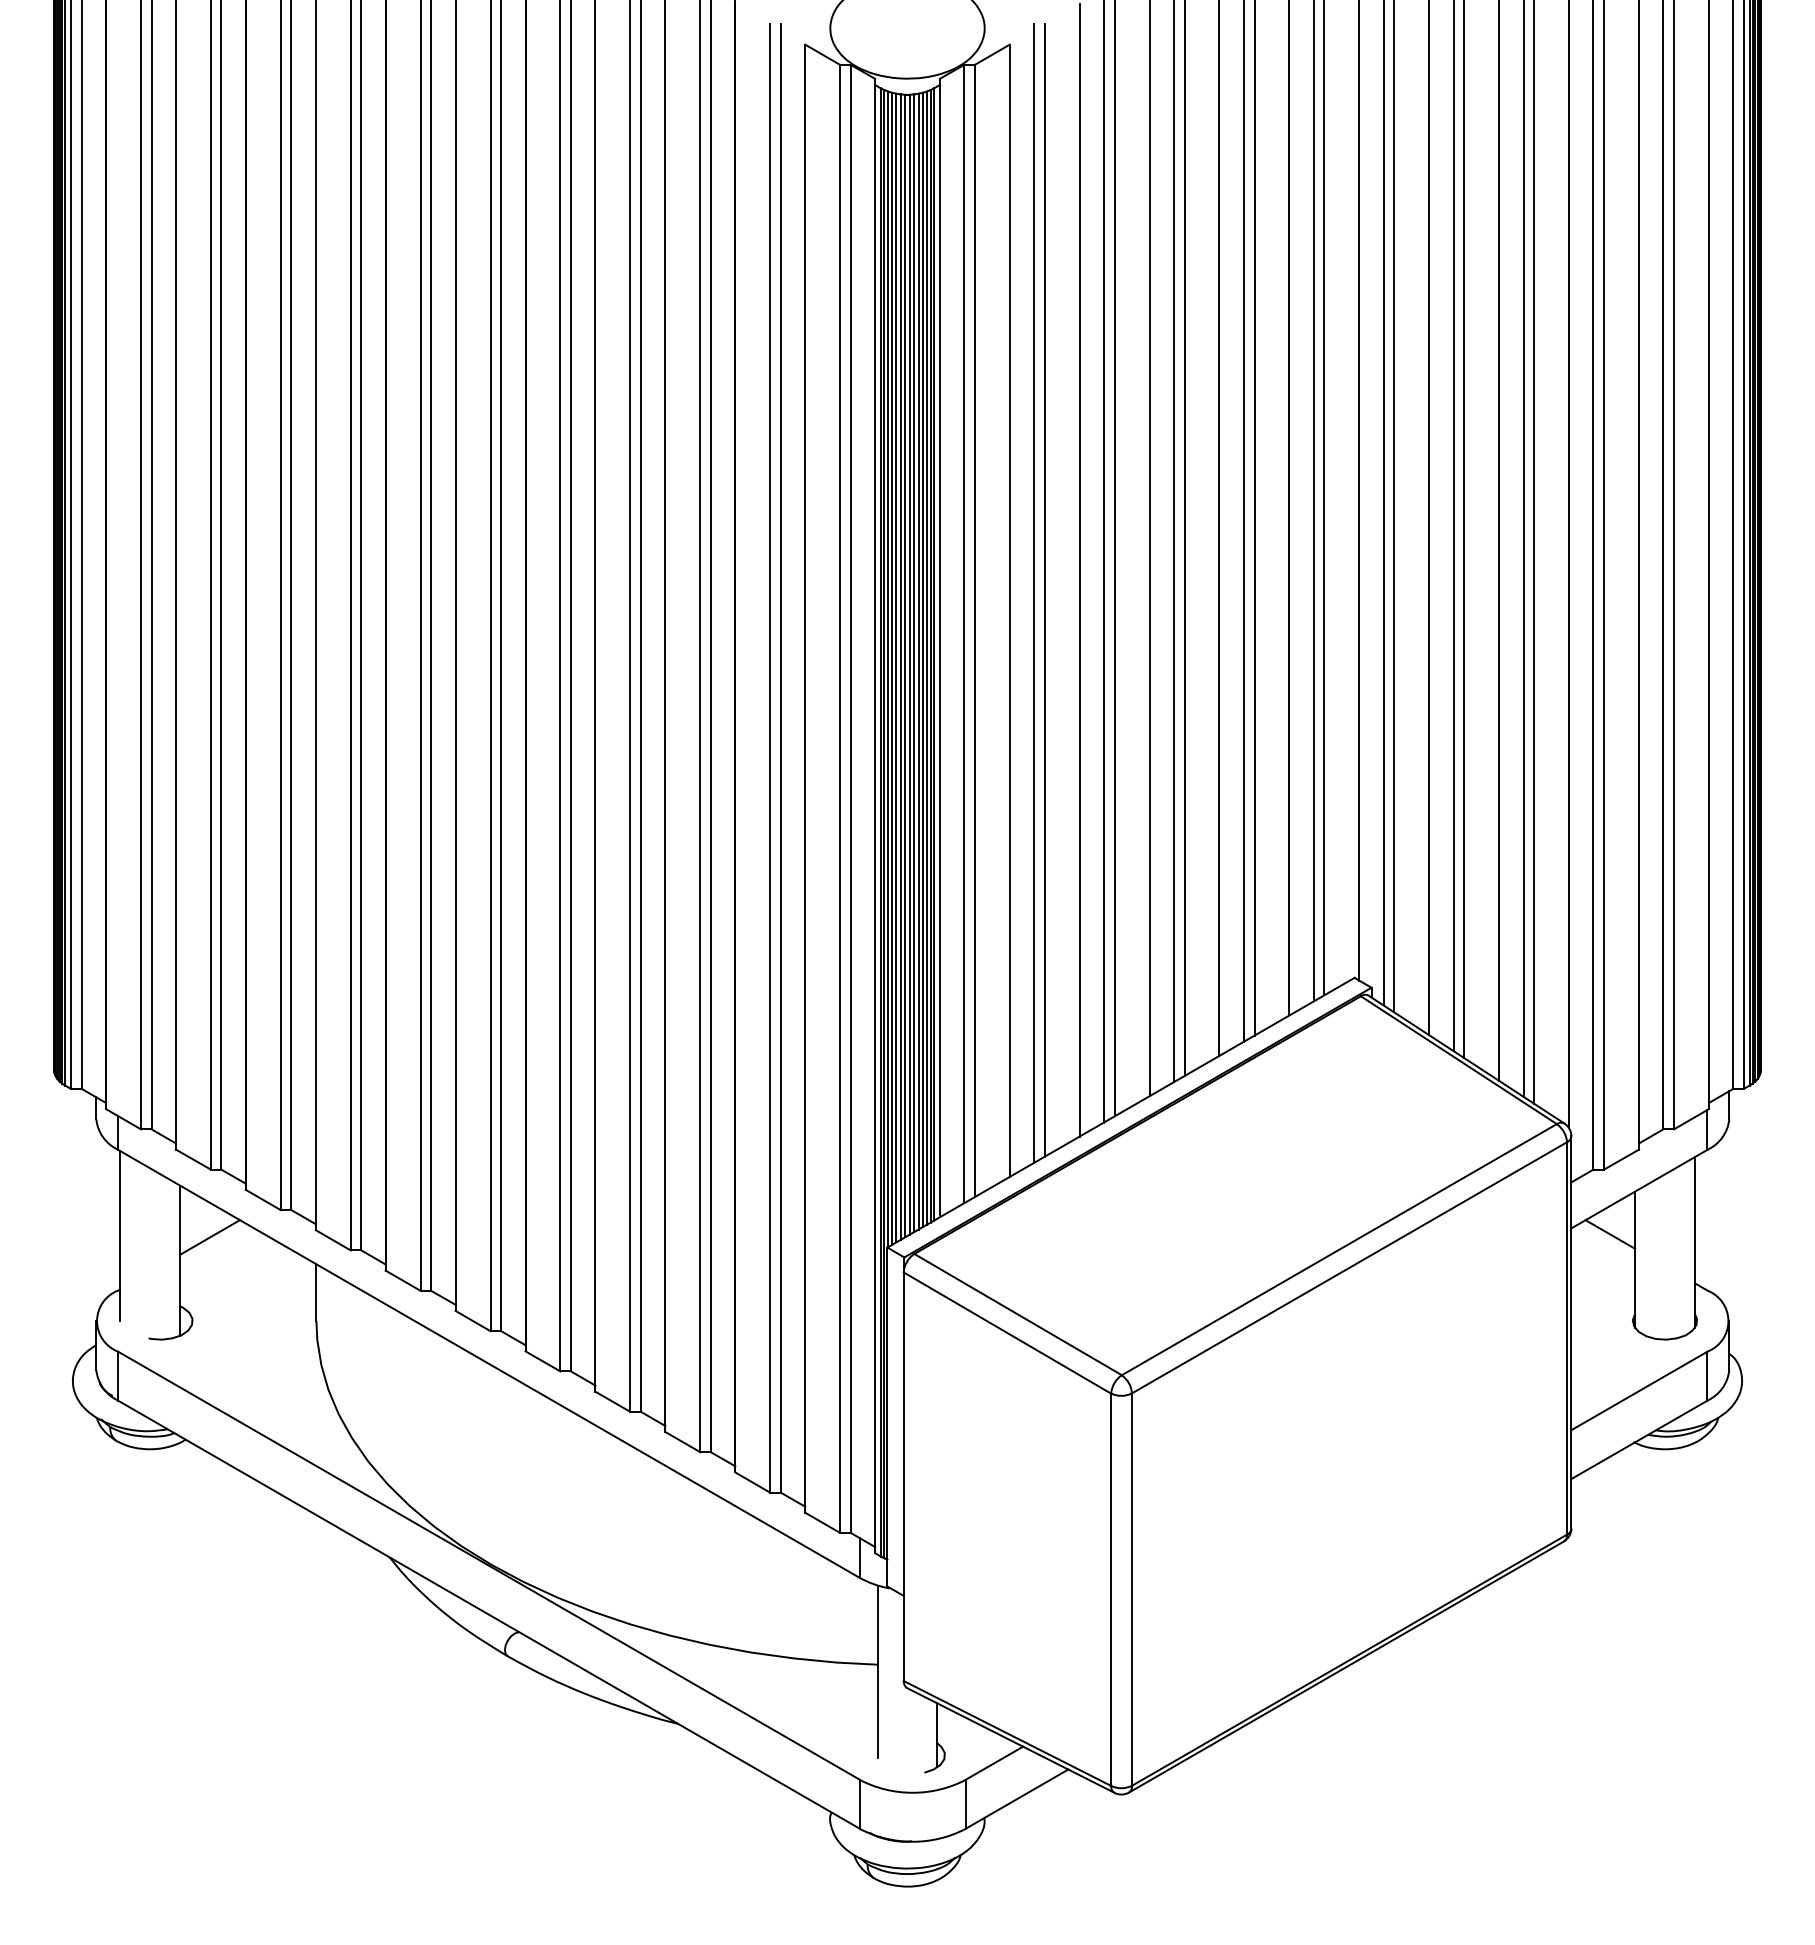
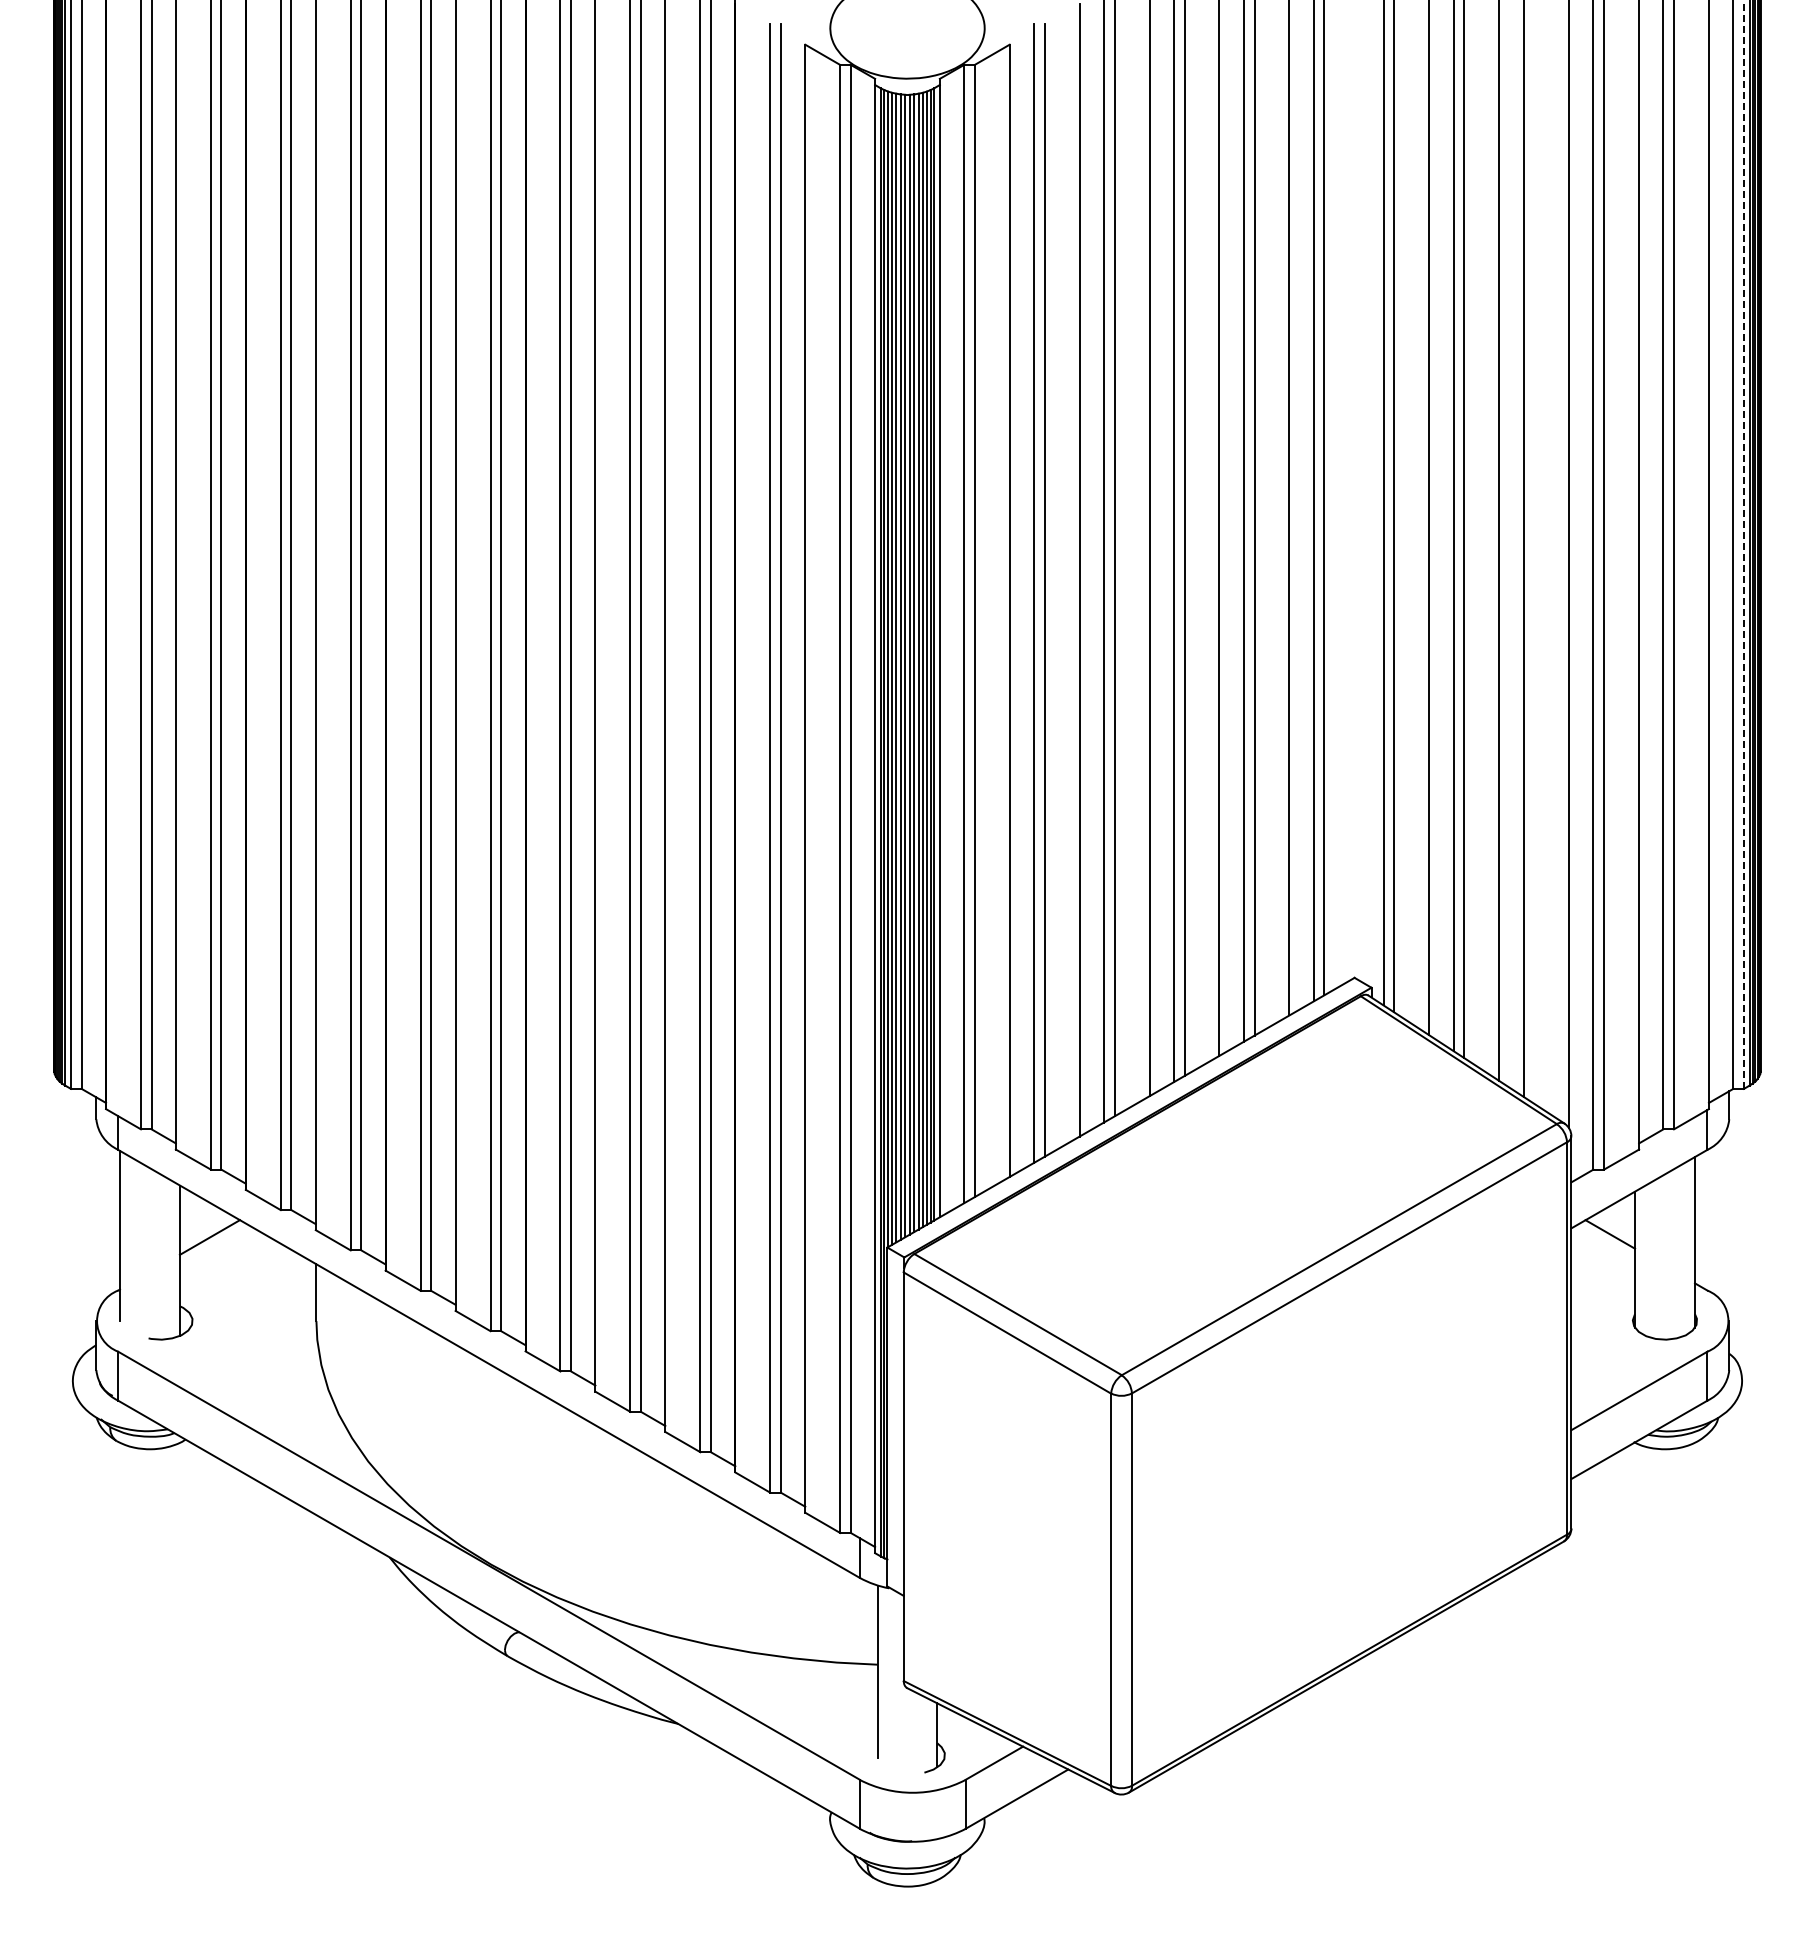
line: present -> none (1359, 491)
line: solid -> dashed (1744, 544)
line: present -> none (1534, 552)
